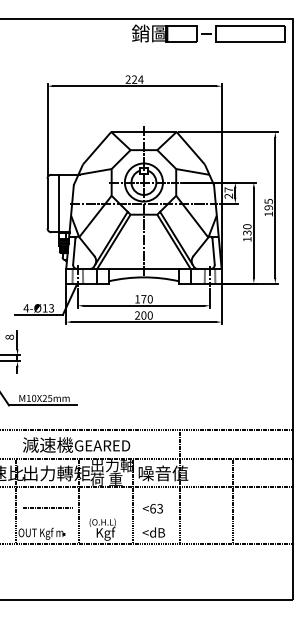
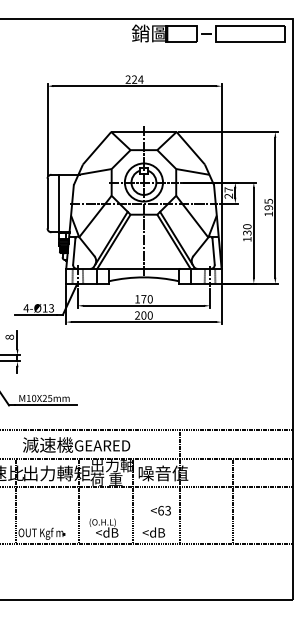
line: present -> none (47, 507)
text position: (152, 508) -> (160, 510) (160, 510)
text: Kgf -> <dB (107, 533)
